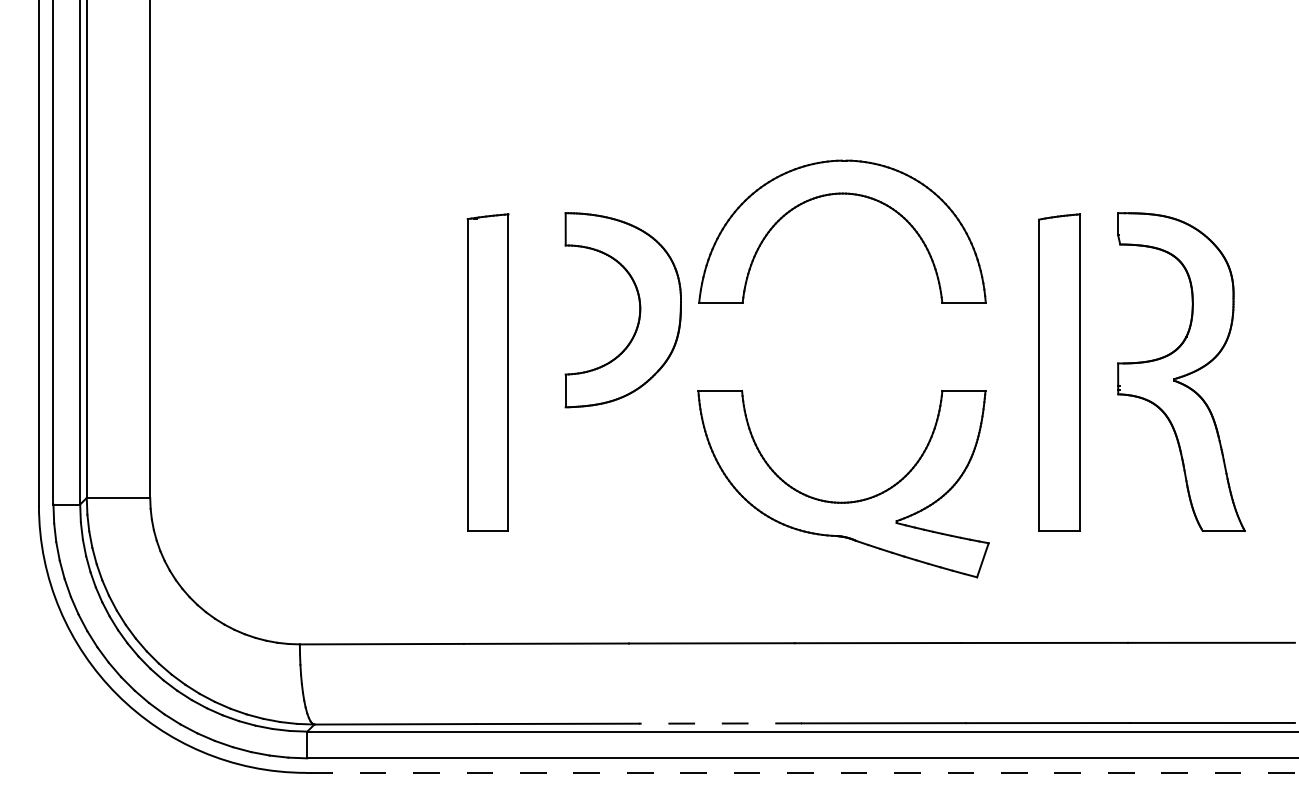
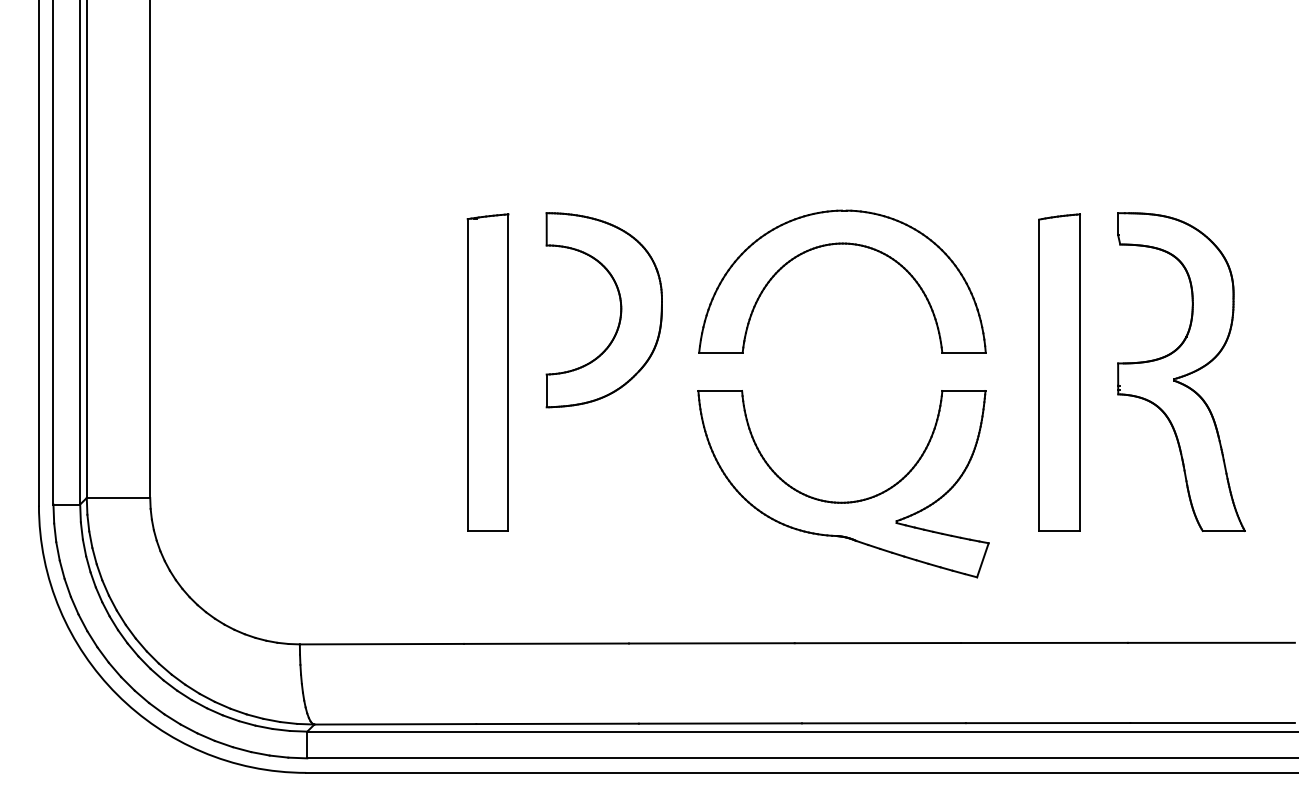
part position: (842, 194) -> (842, 244) (842, 244)
part position: (639, 310) -> (620, 310) (620, 310)
line: dashed -> solid (720, 723)
line: dashed -> solid (803, 772)
